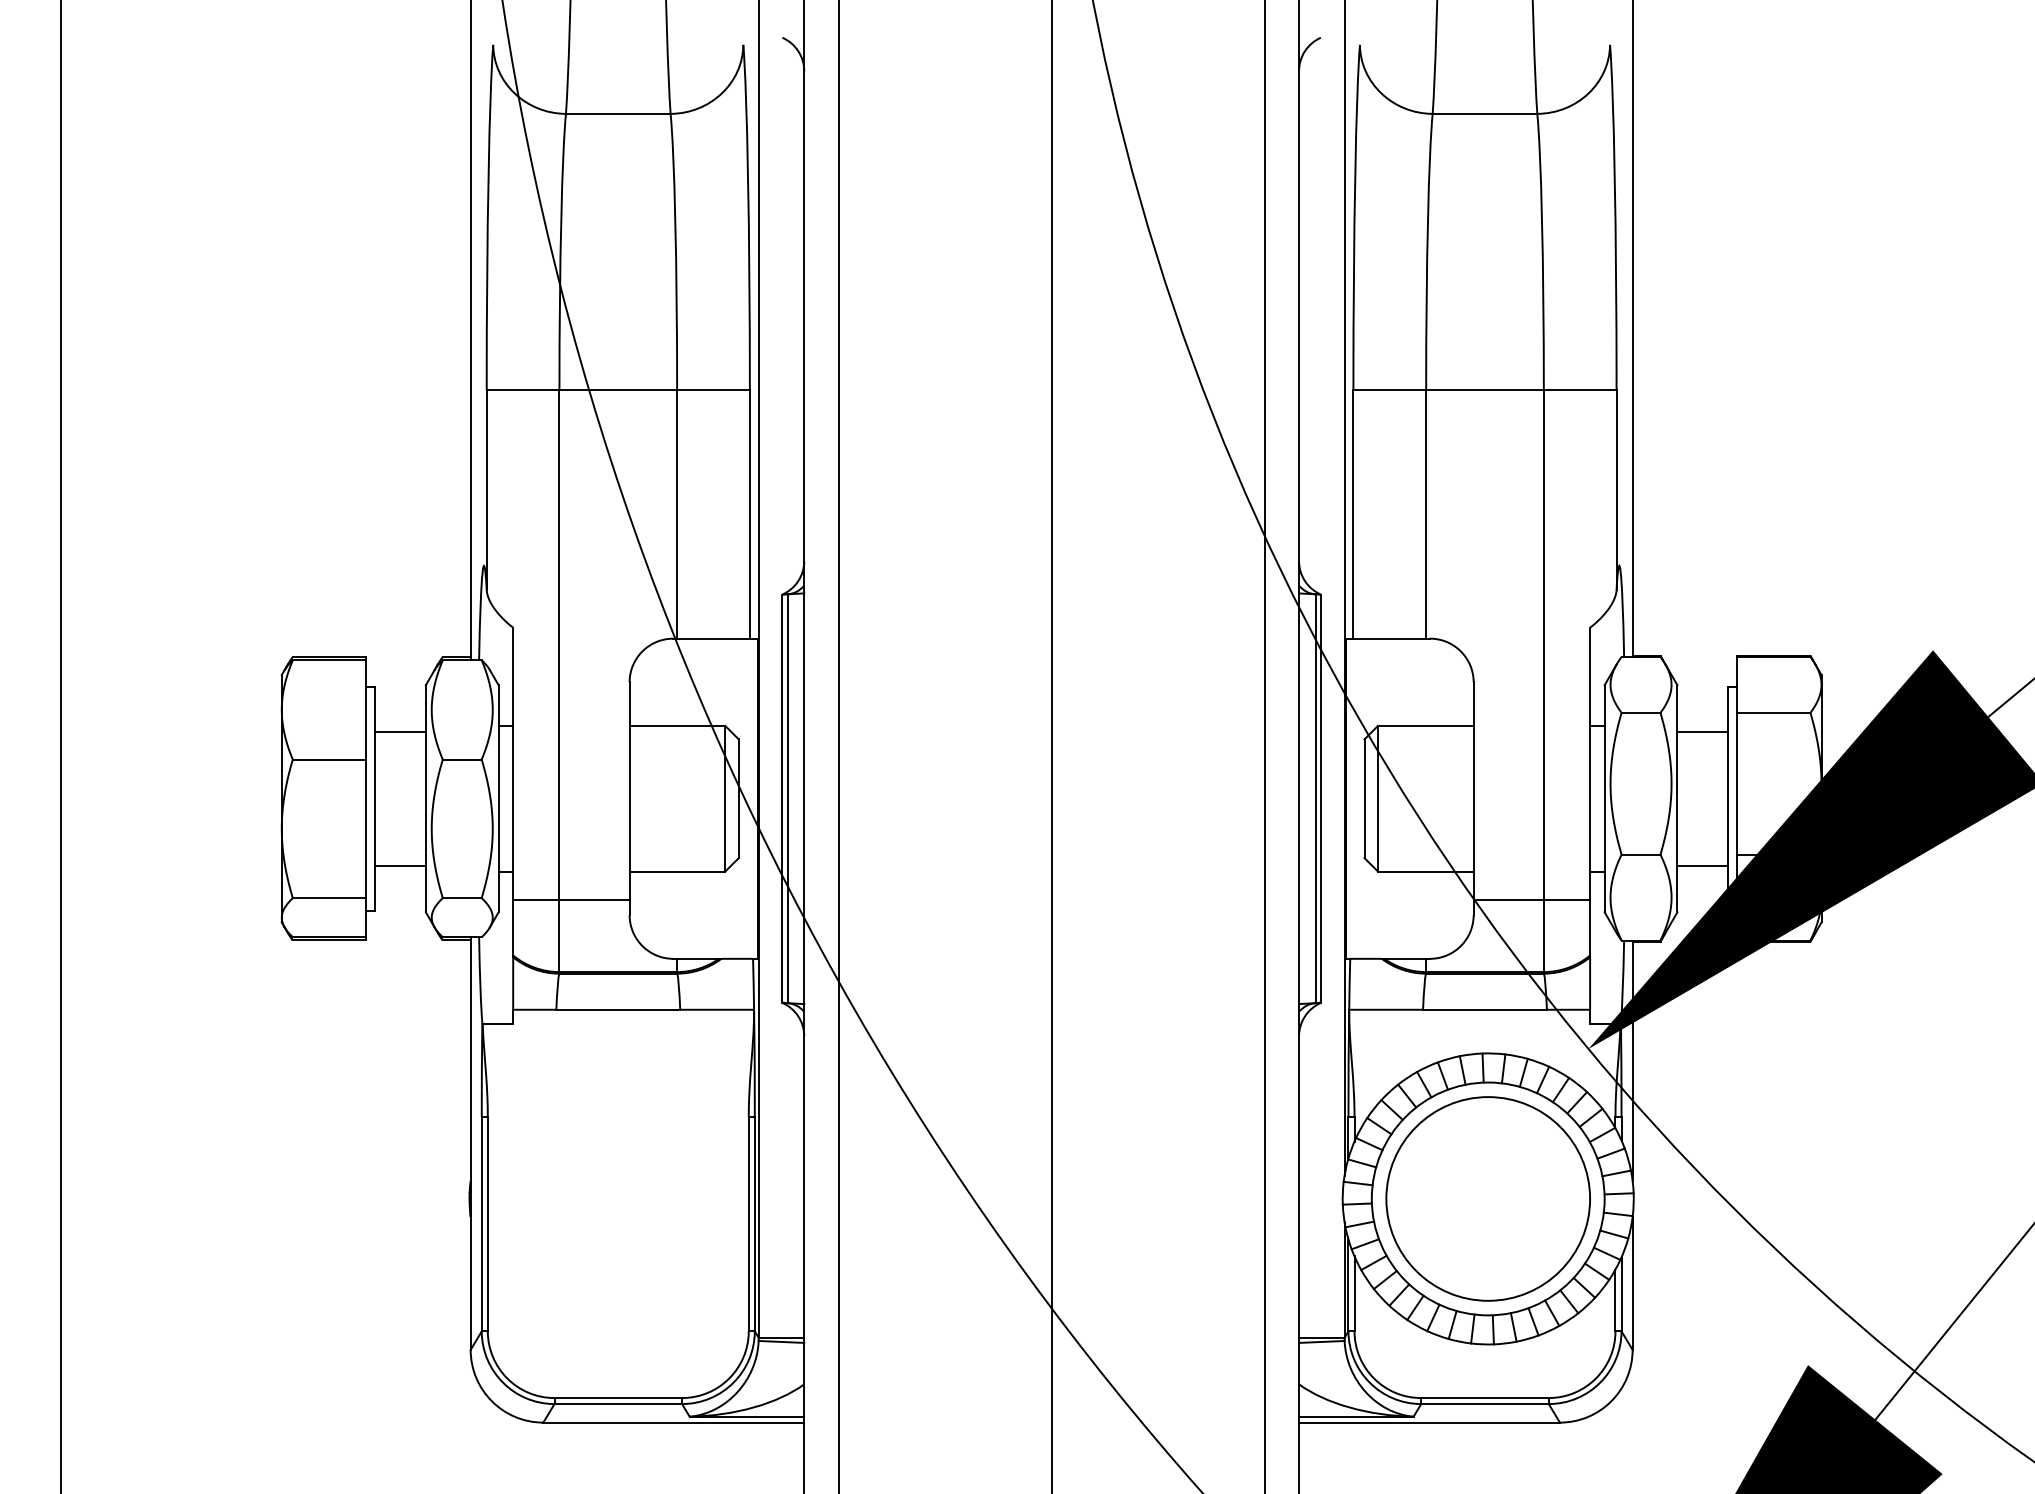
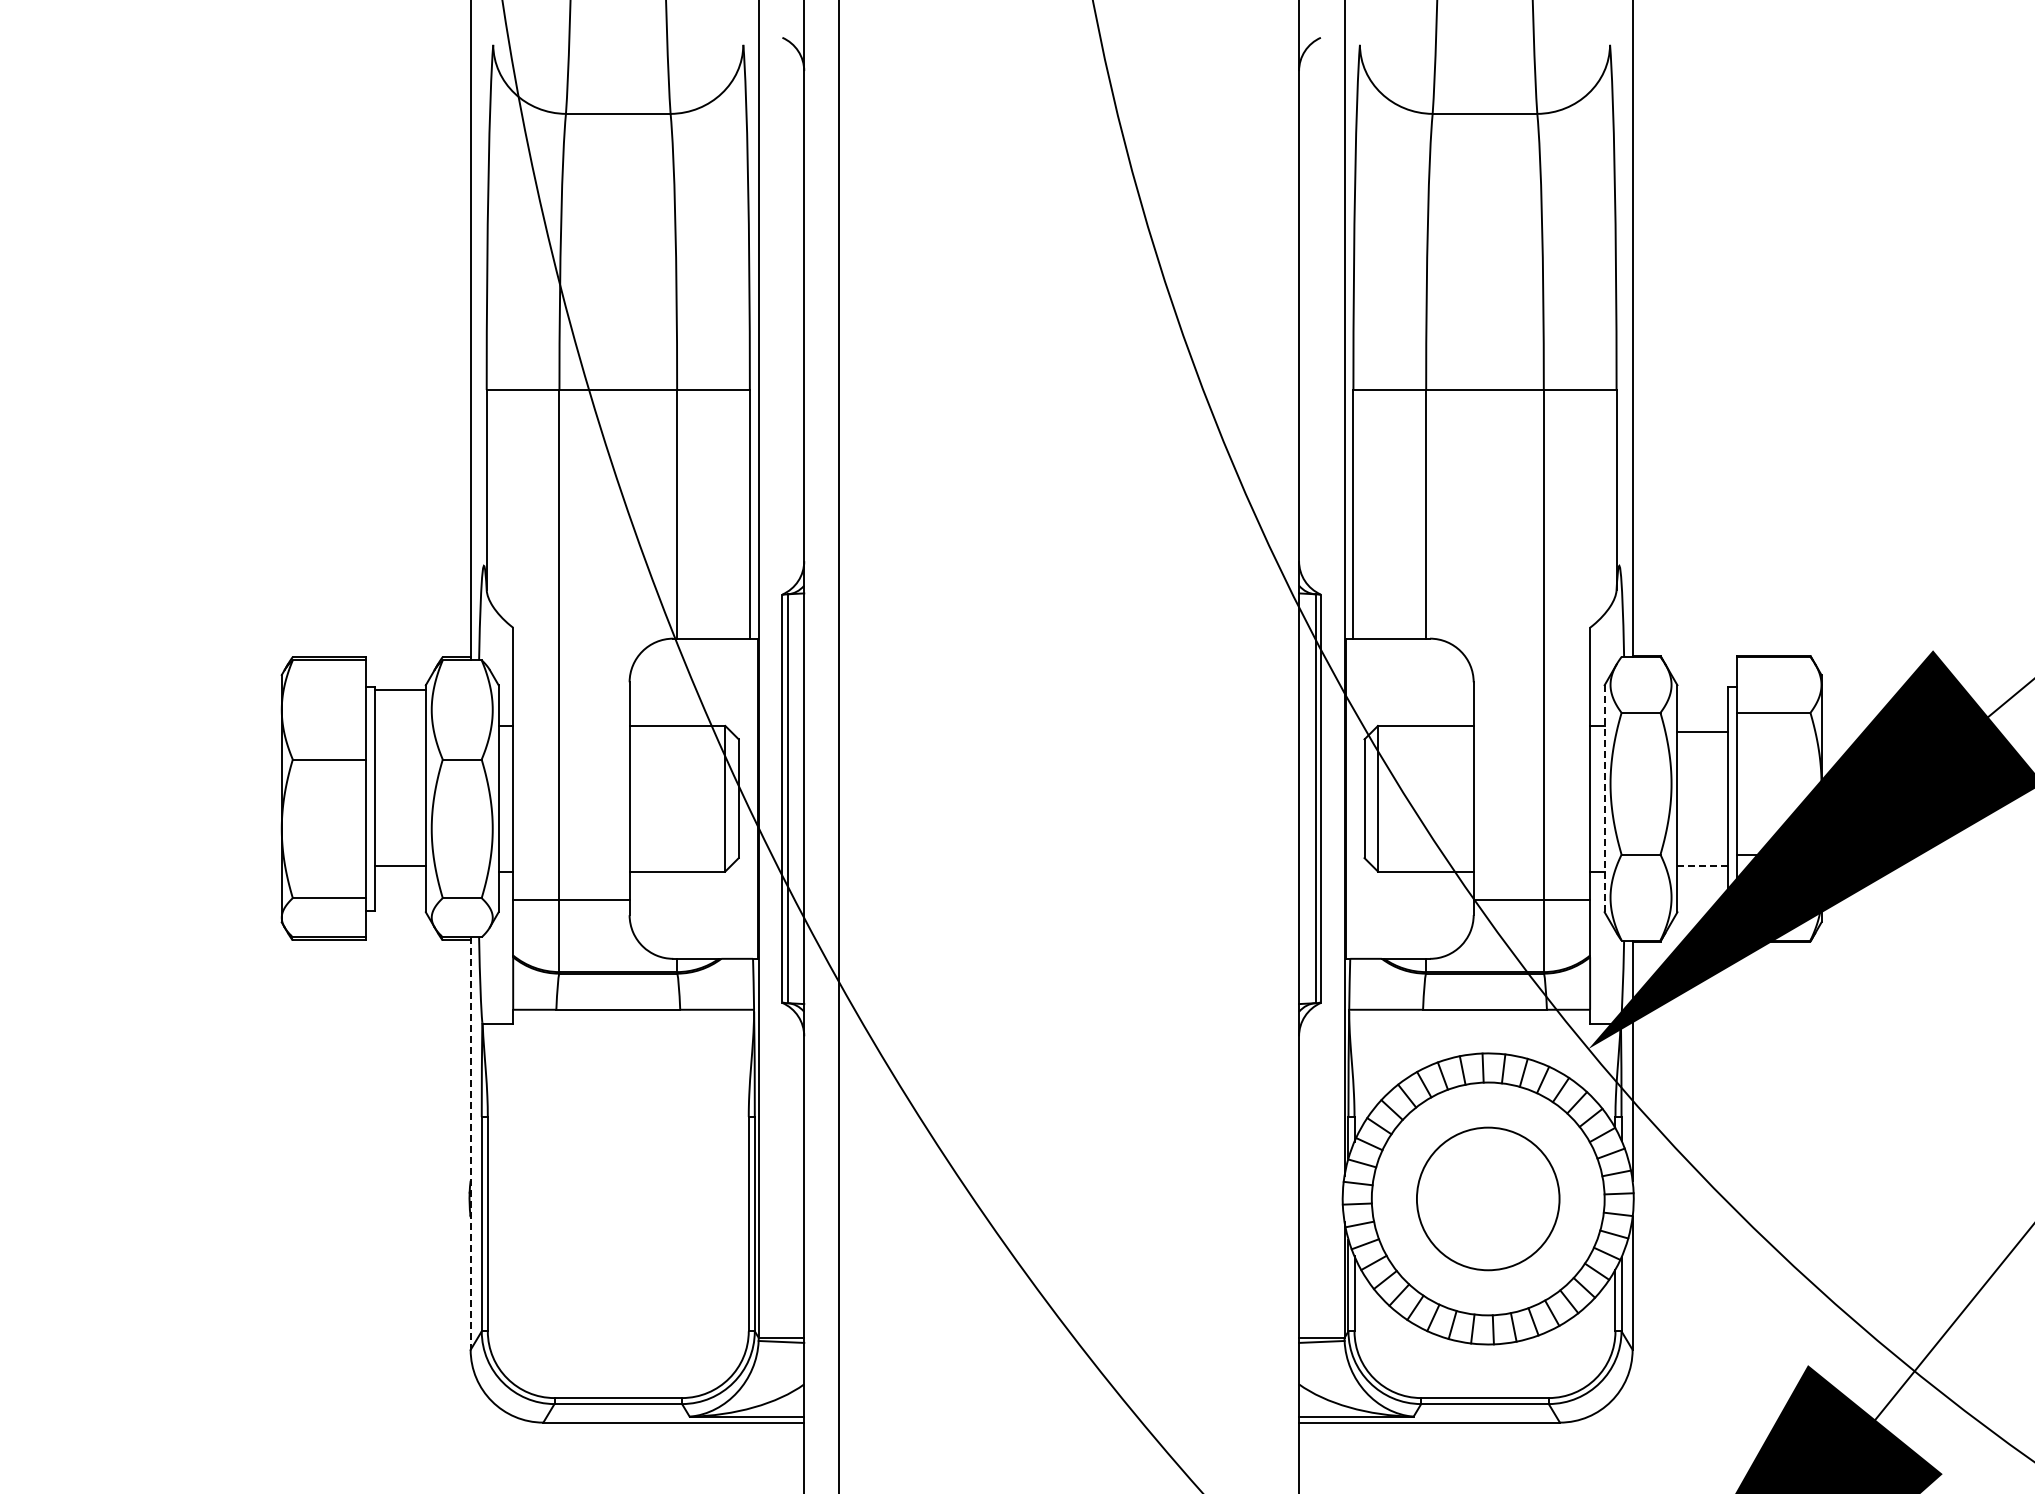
line position: (399, 731) -> (399, 689) (399, 689)
line: present -> none (61, 746)
line: present -> none (1051, 746)
line: present -> none (1264, 746)
line: solid -> dashed (1604, 798)
line: solid -> dashed (1702, 865)
line: solid -> dashed (470, 1144)
circle diameter: 204 px -> 143 px (1487, 1198)
